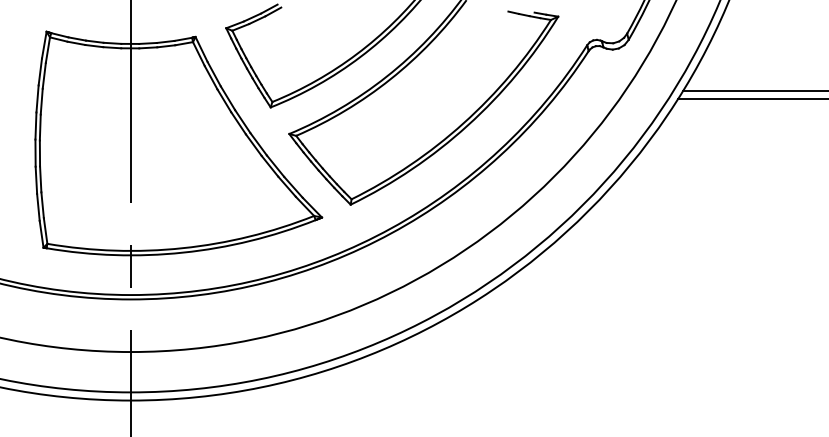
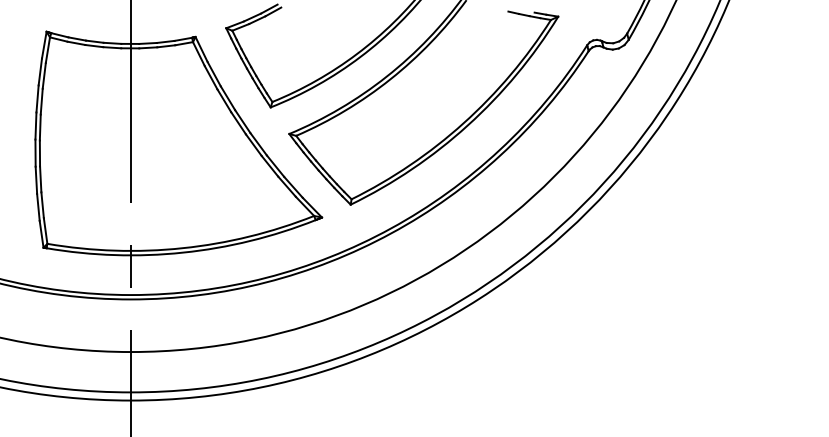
line: present -> none (753, 91)
line: present -> none (751, 98)
